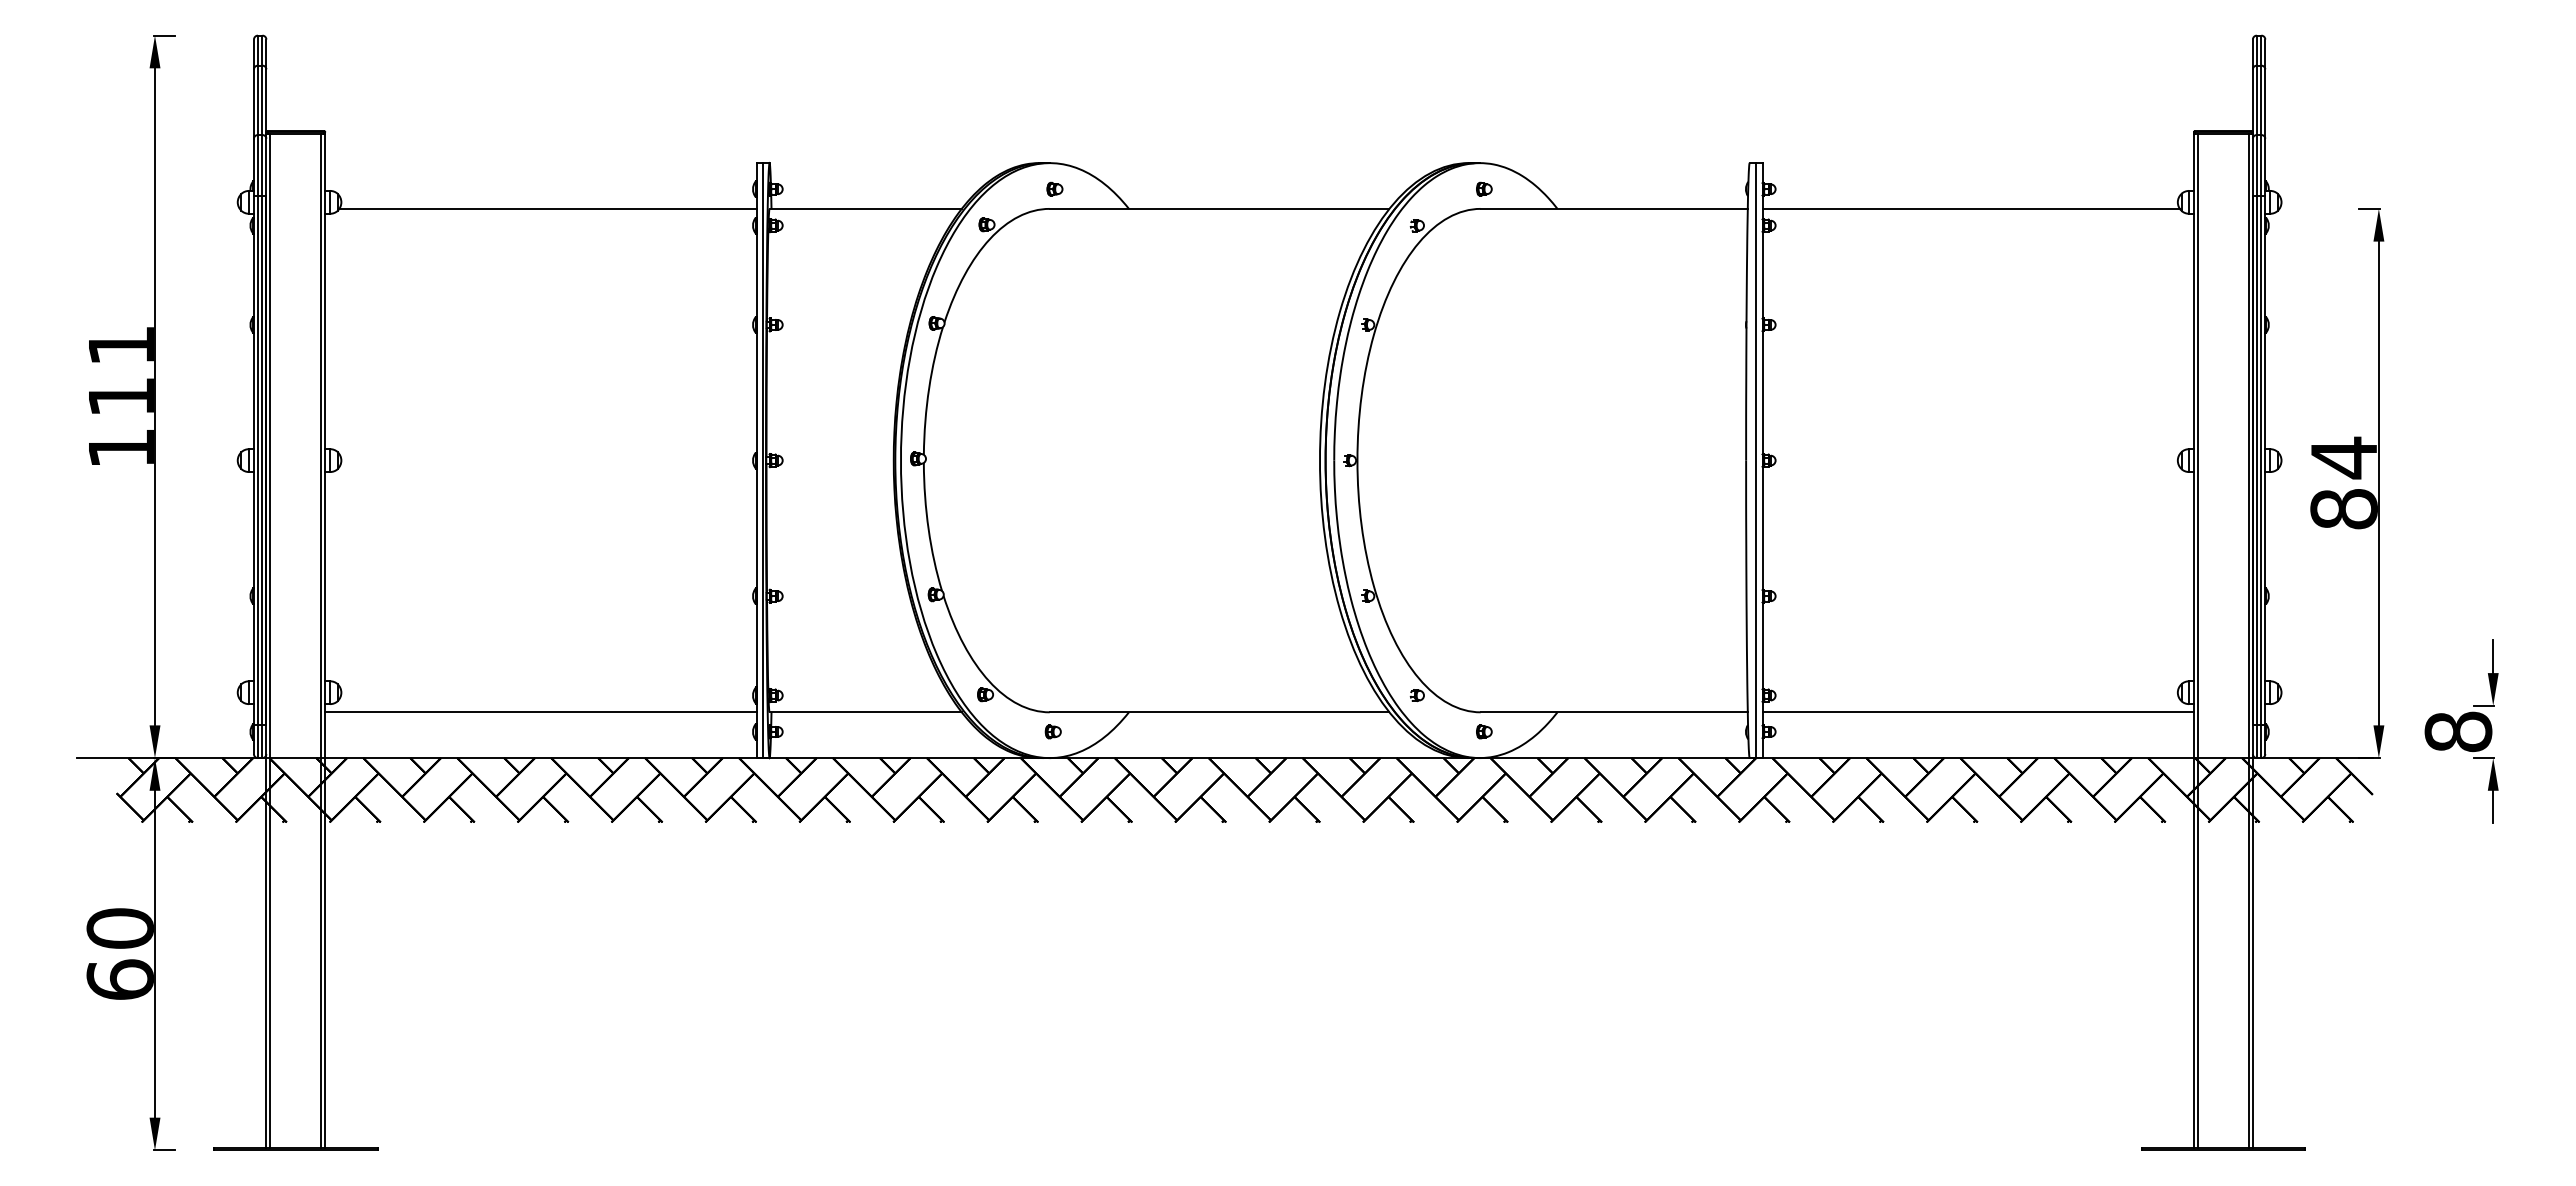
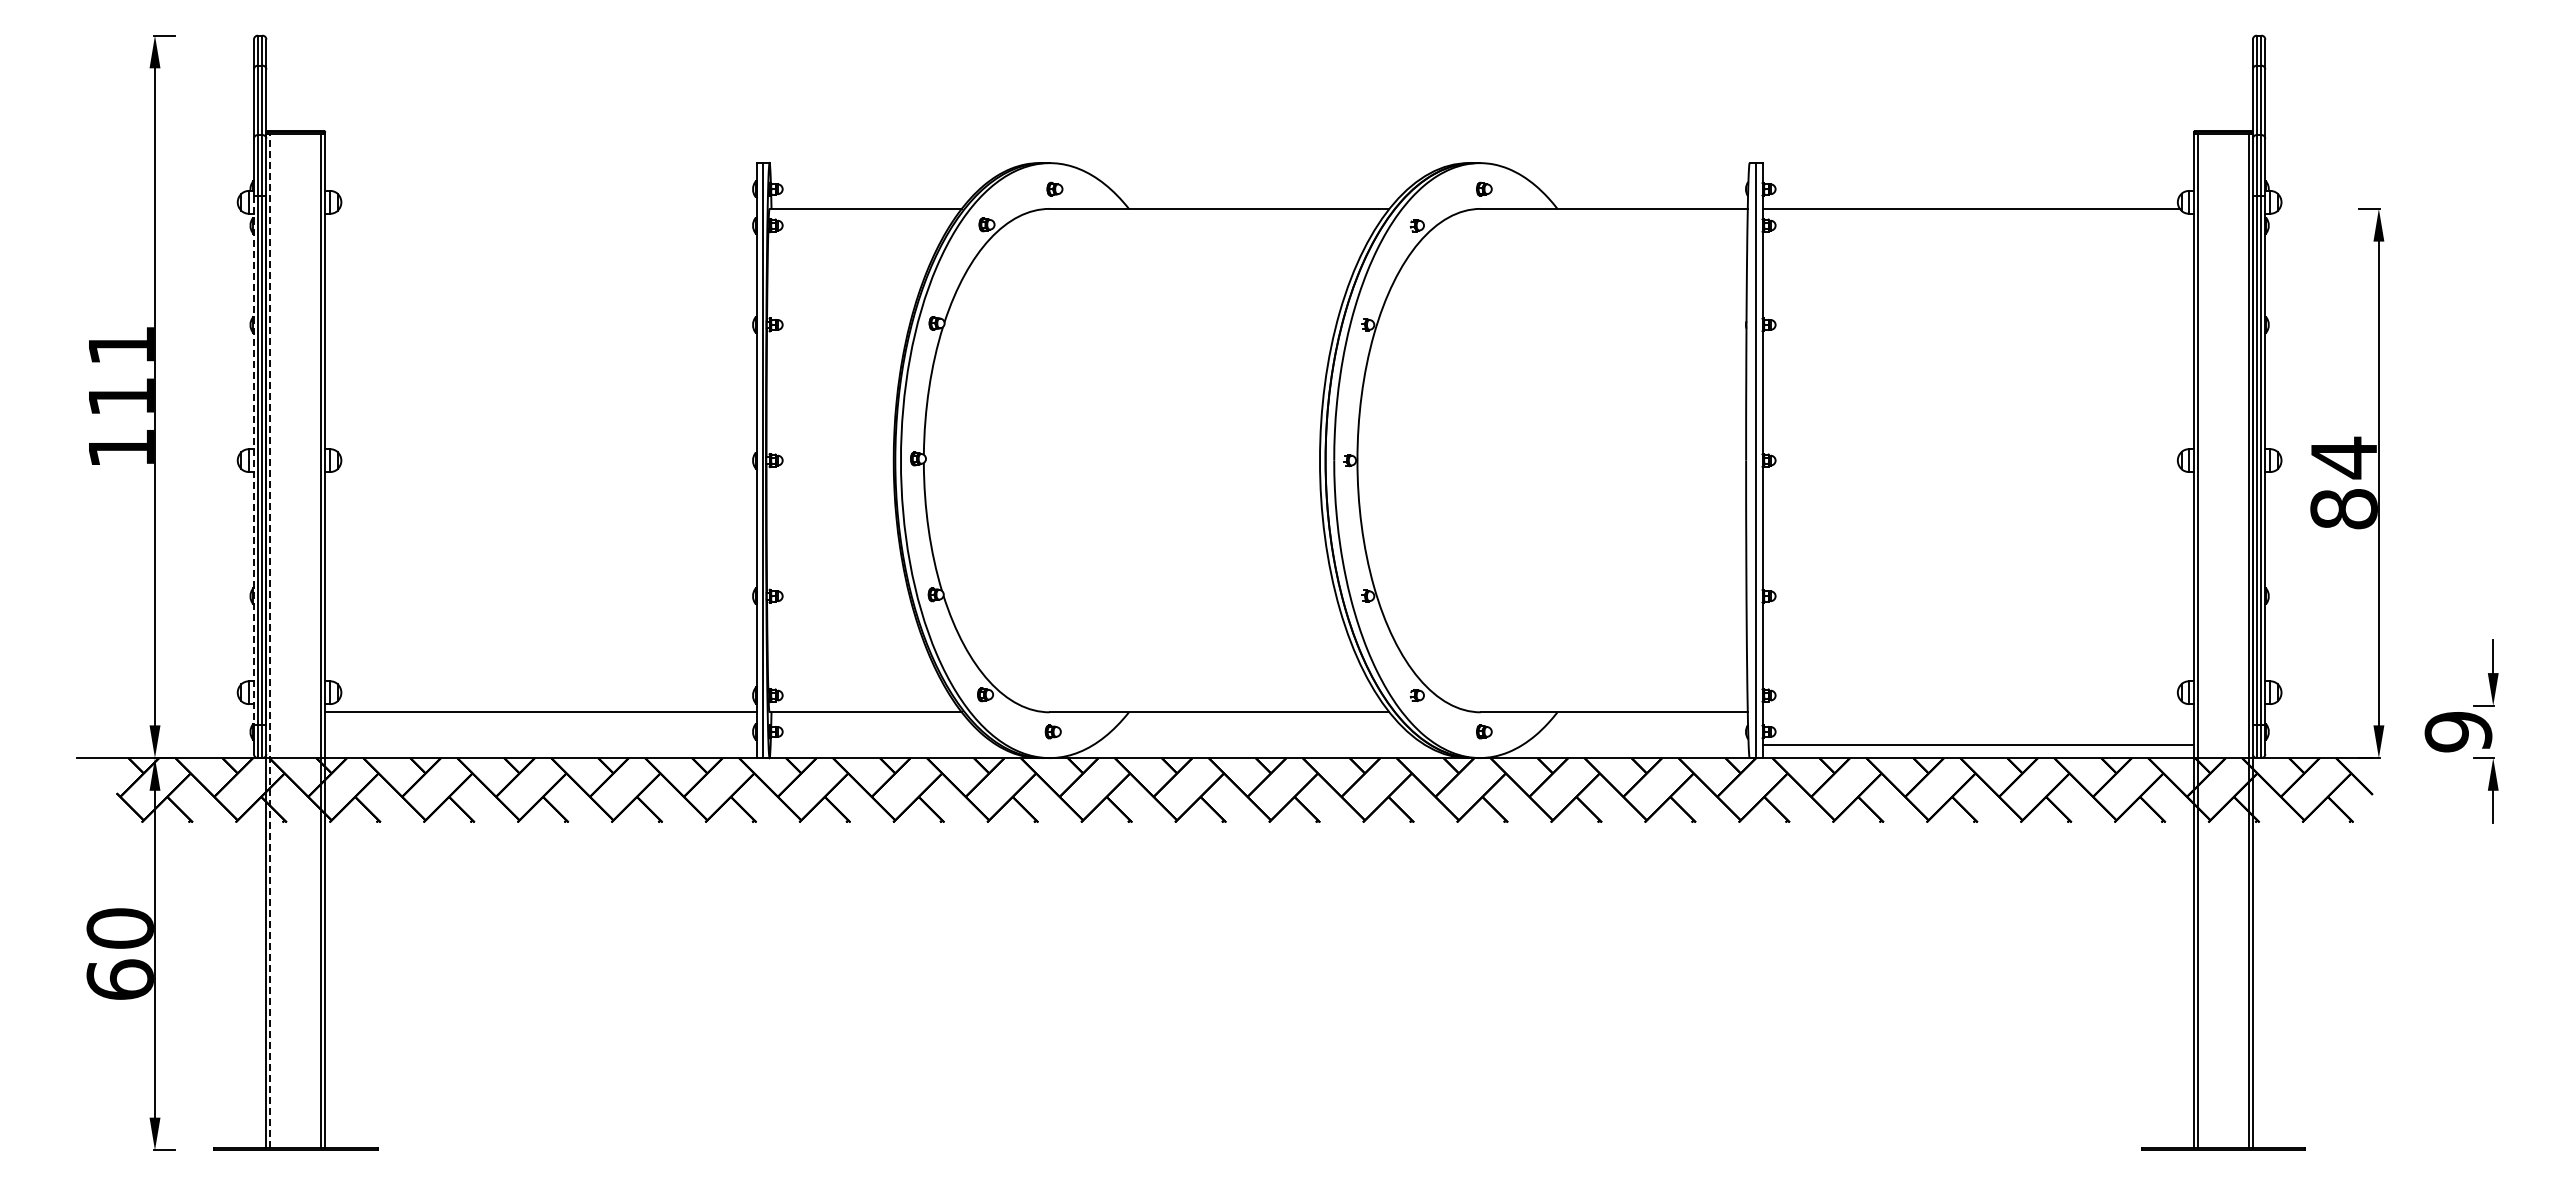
line: present -> none (547, 208)
line: solid -> dashed (253, 460)
line: solid -> dashed (270, 641)
line position: (1978, 712) -> (1978, 745) (1978, 745)
text: 8 -> 9 (2458, 731)
